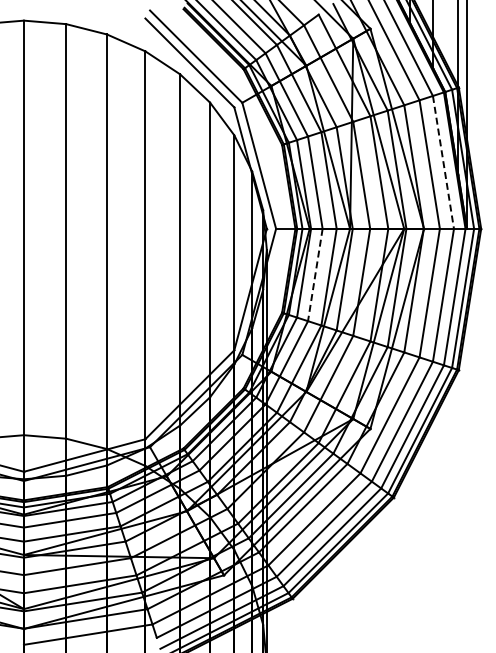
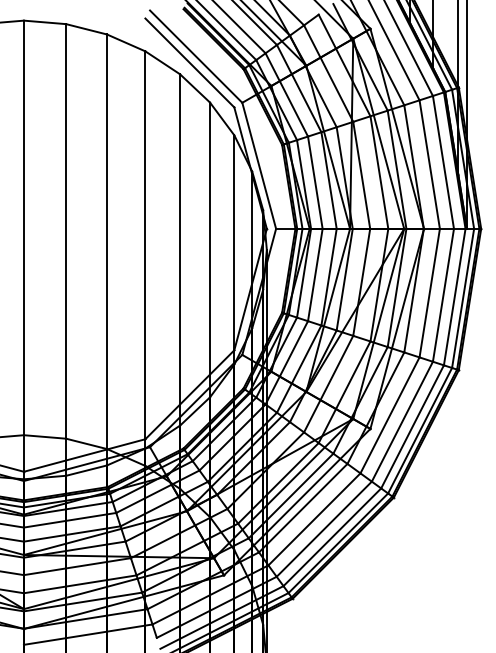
line: dashed -> solid (443, 162)
line: dashed -> solid (315, 275)
